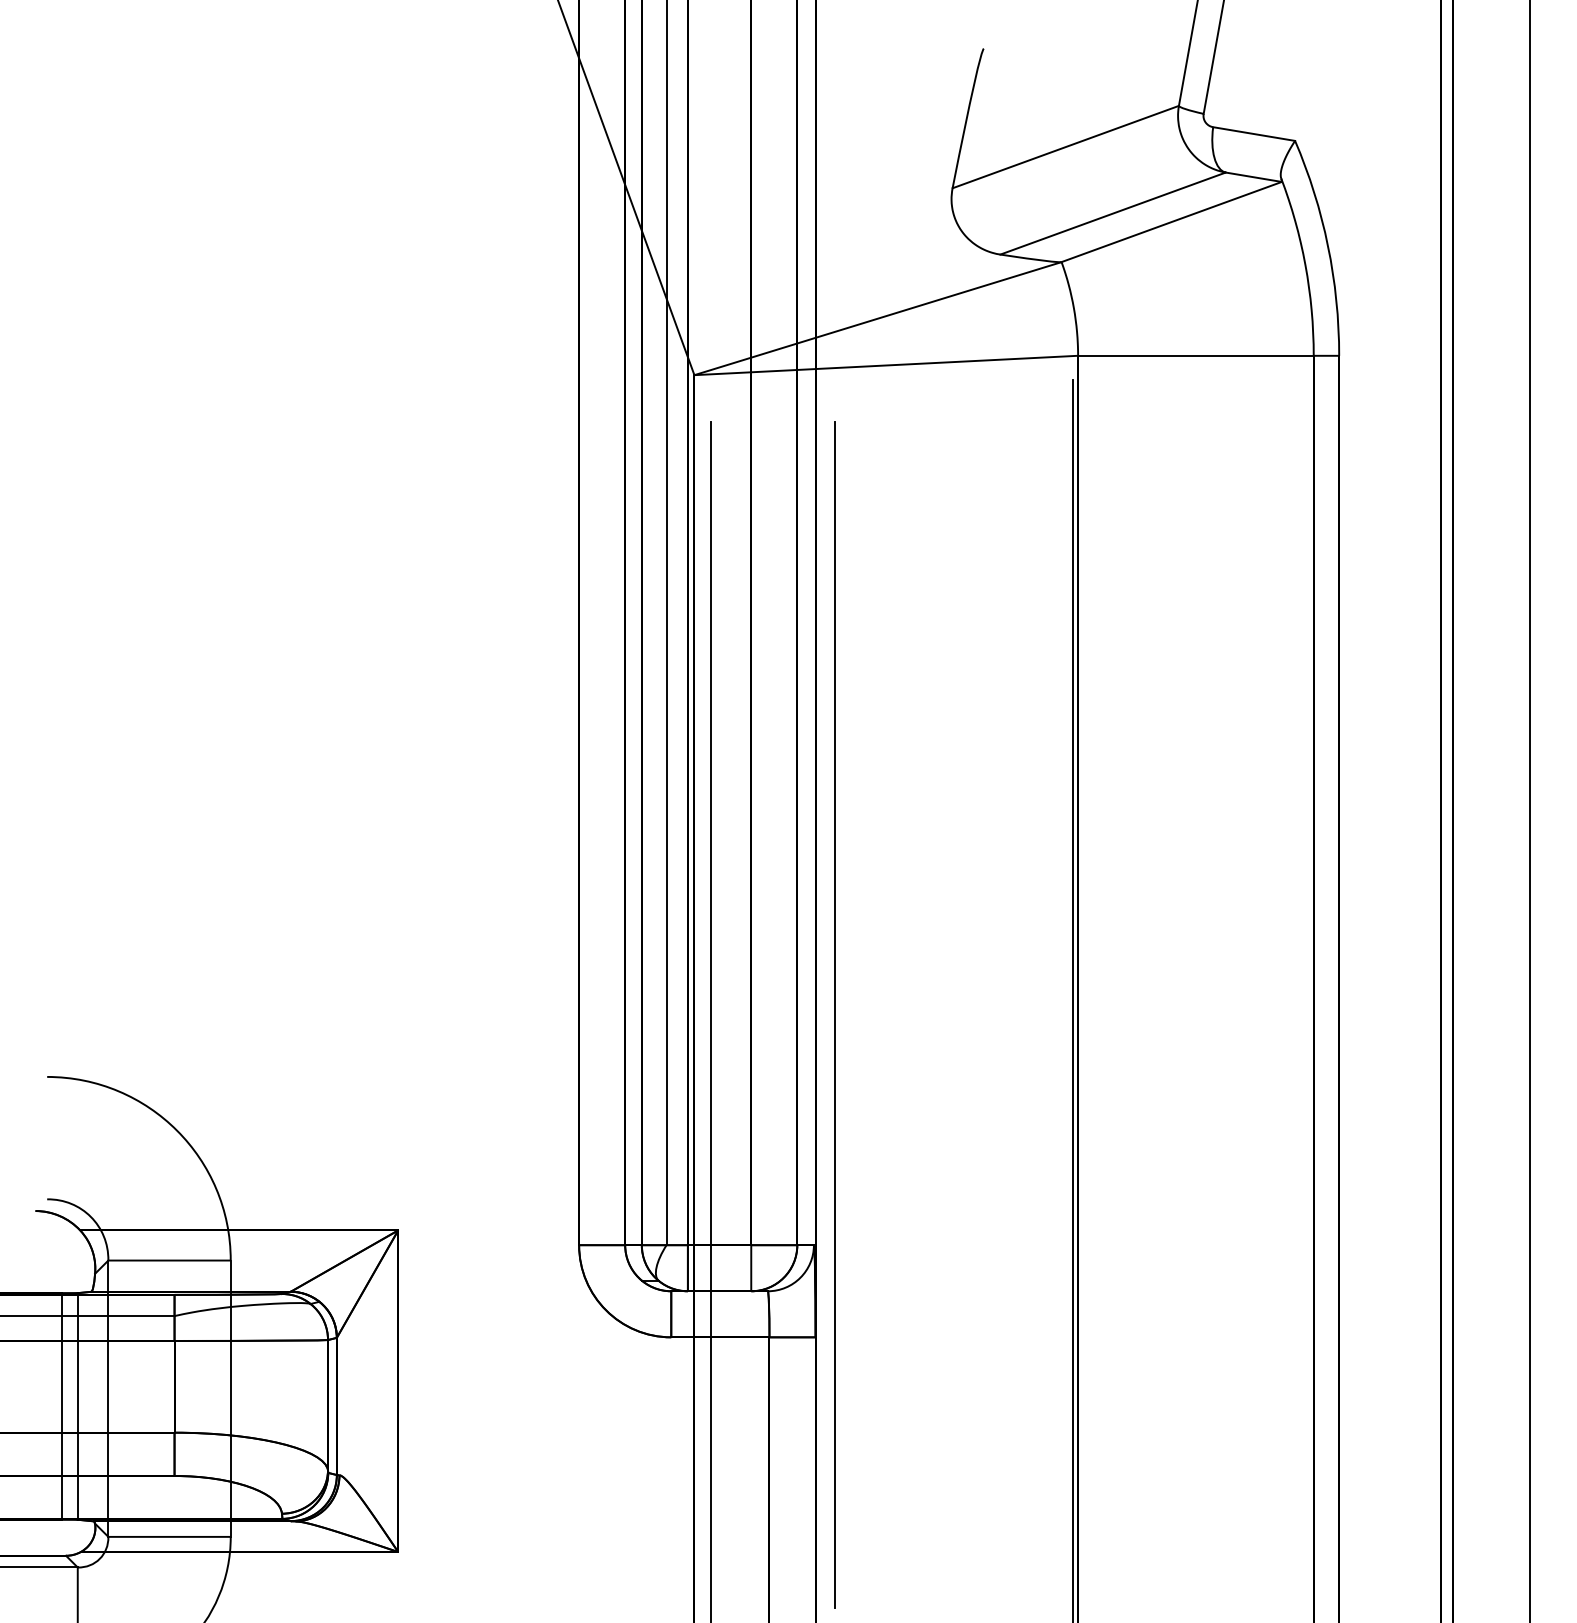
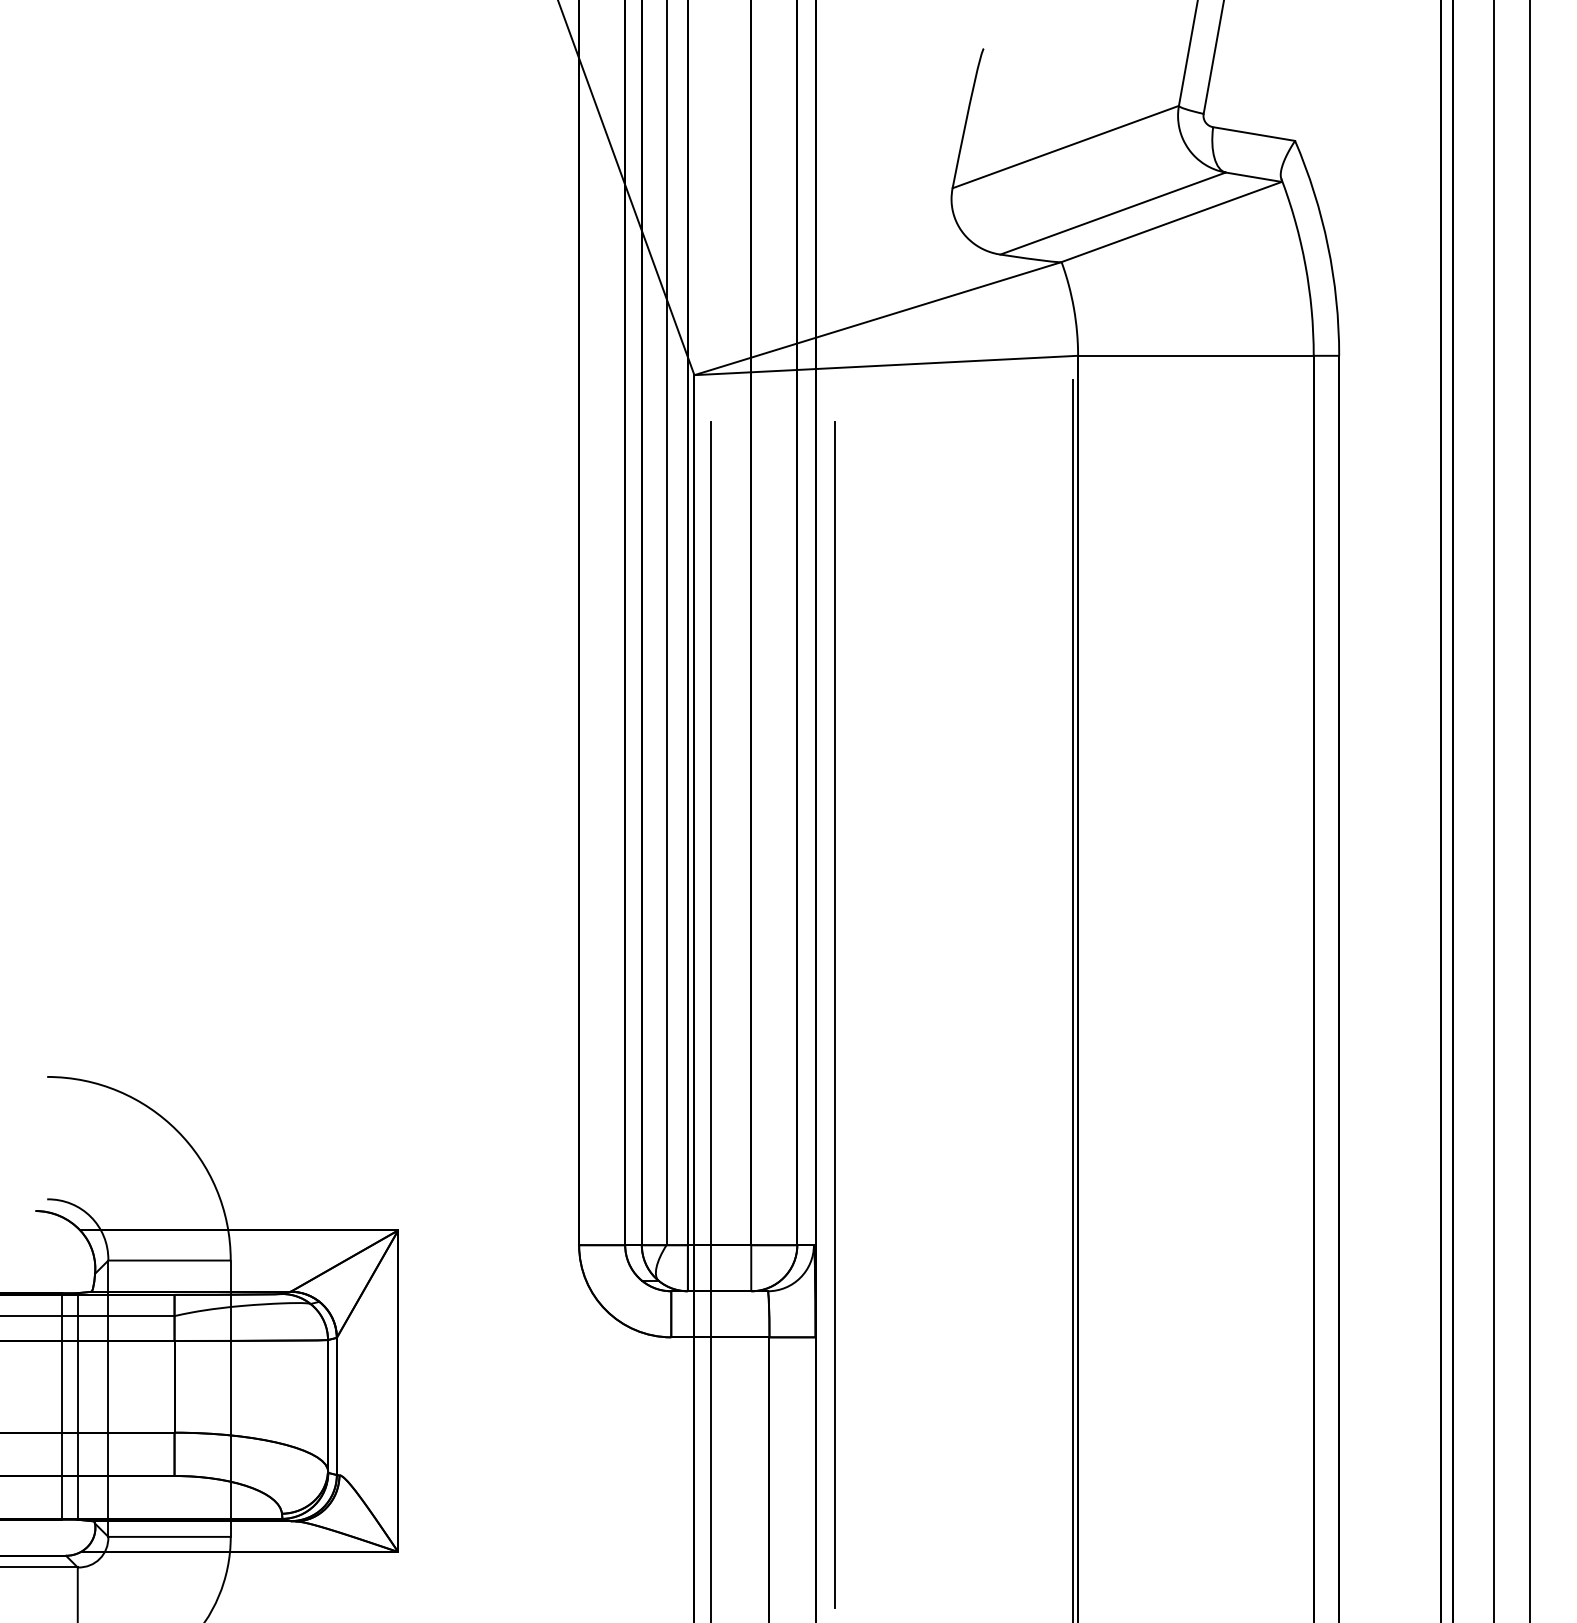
line: none -> present (1494, 810)
